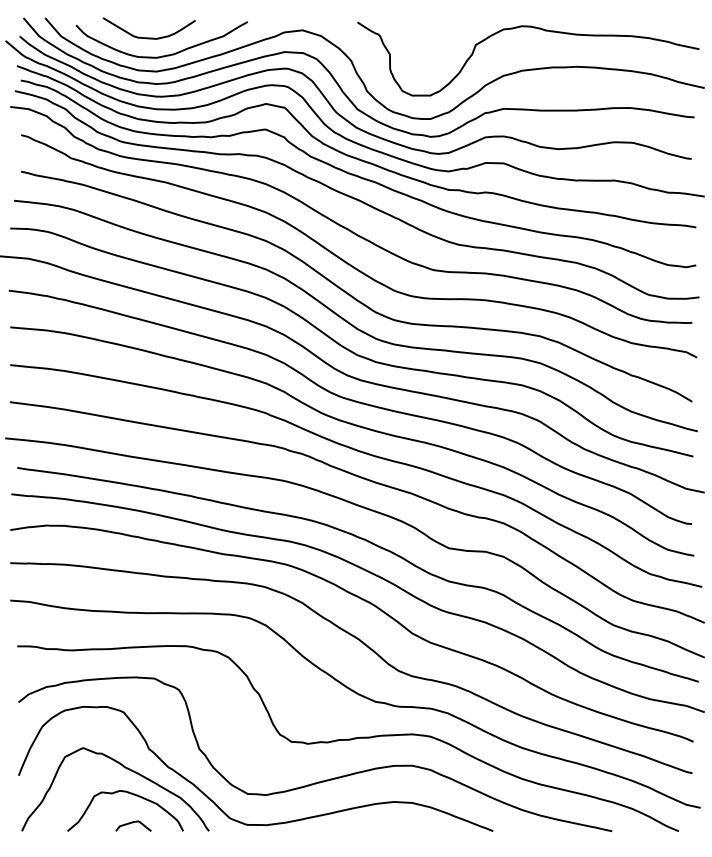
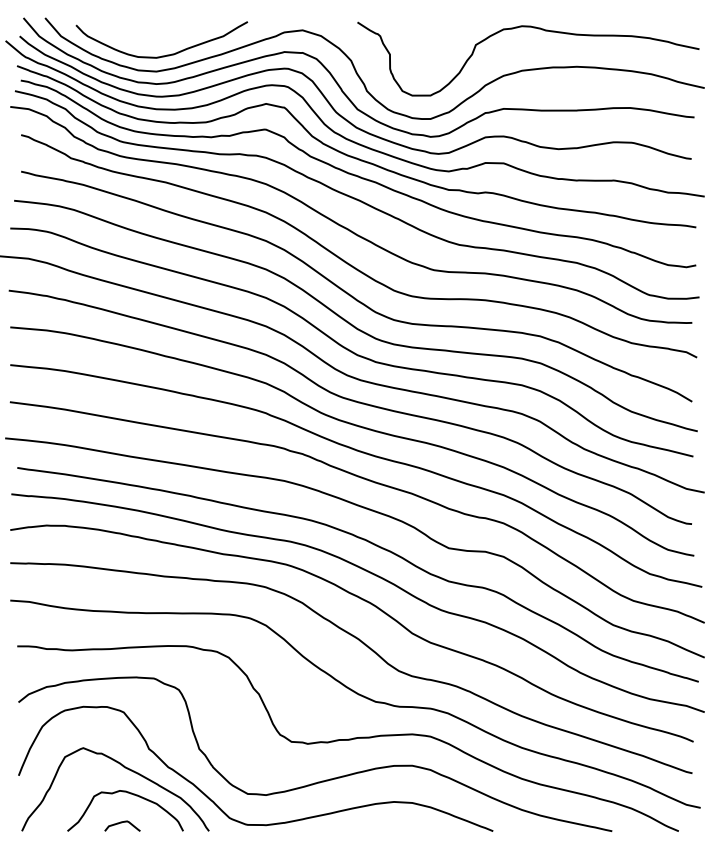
curve: present -> none (148, 37)
curve position: (132, 823) -> (121, 823) (121, 823)
